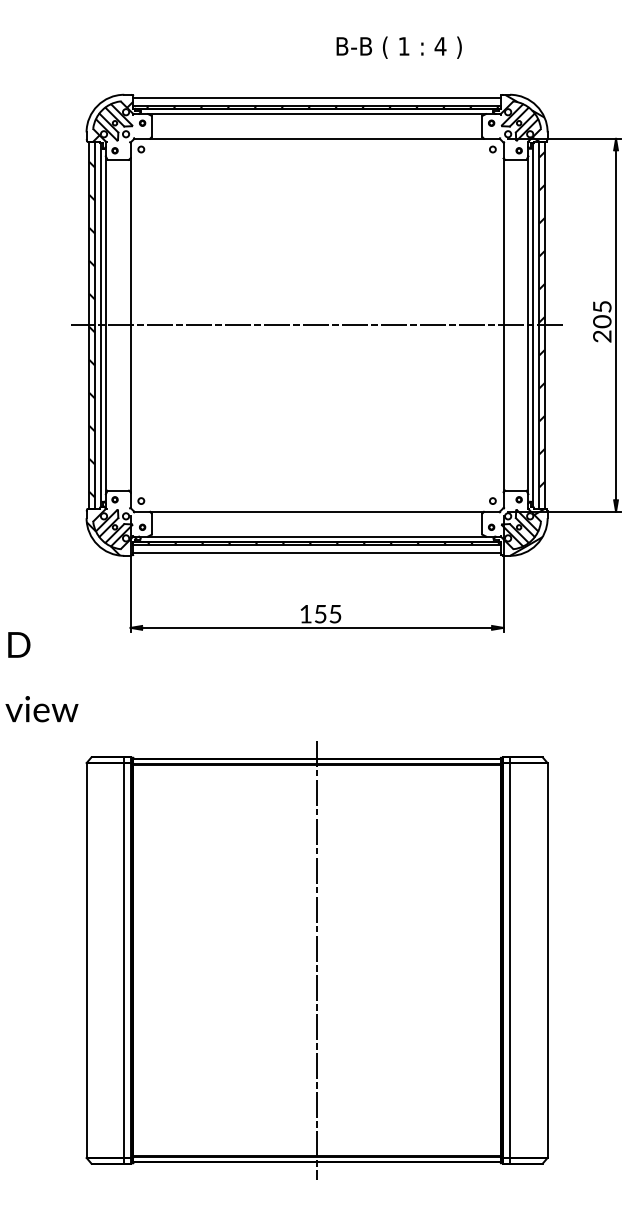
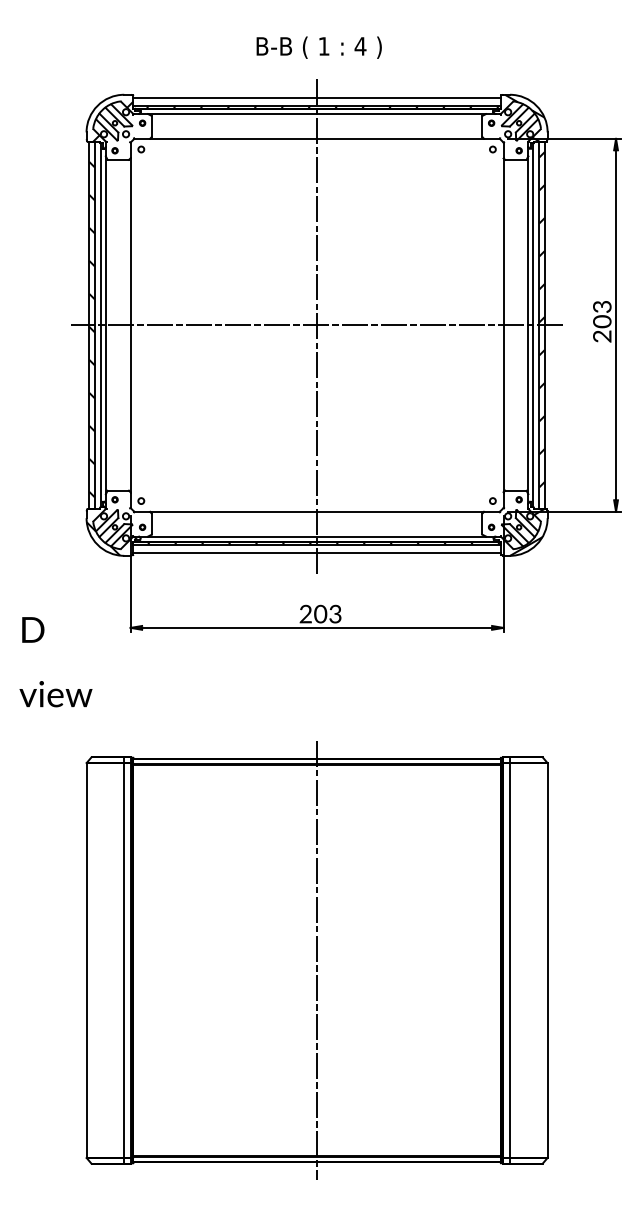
text position: (398, 47) -> (318, 47) (318, 47)
text: 205 -> 203 (602, 306)
line: none -> present (317, 327)
text: 155 -> 203 (320, 613)
text position: (41, 677) -> (55, 662) (55, 662)
